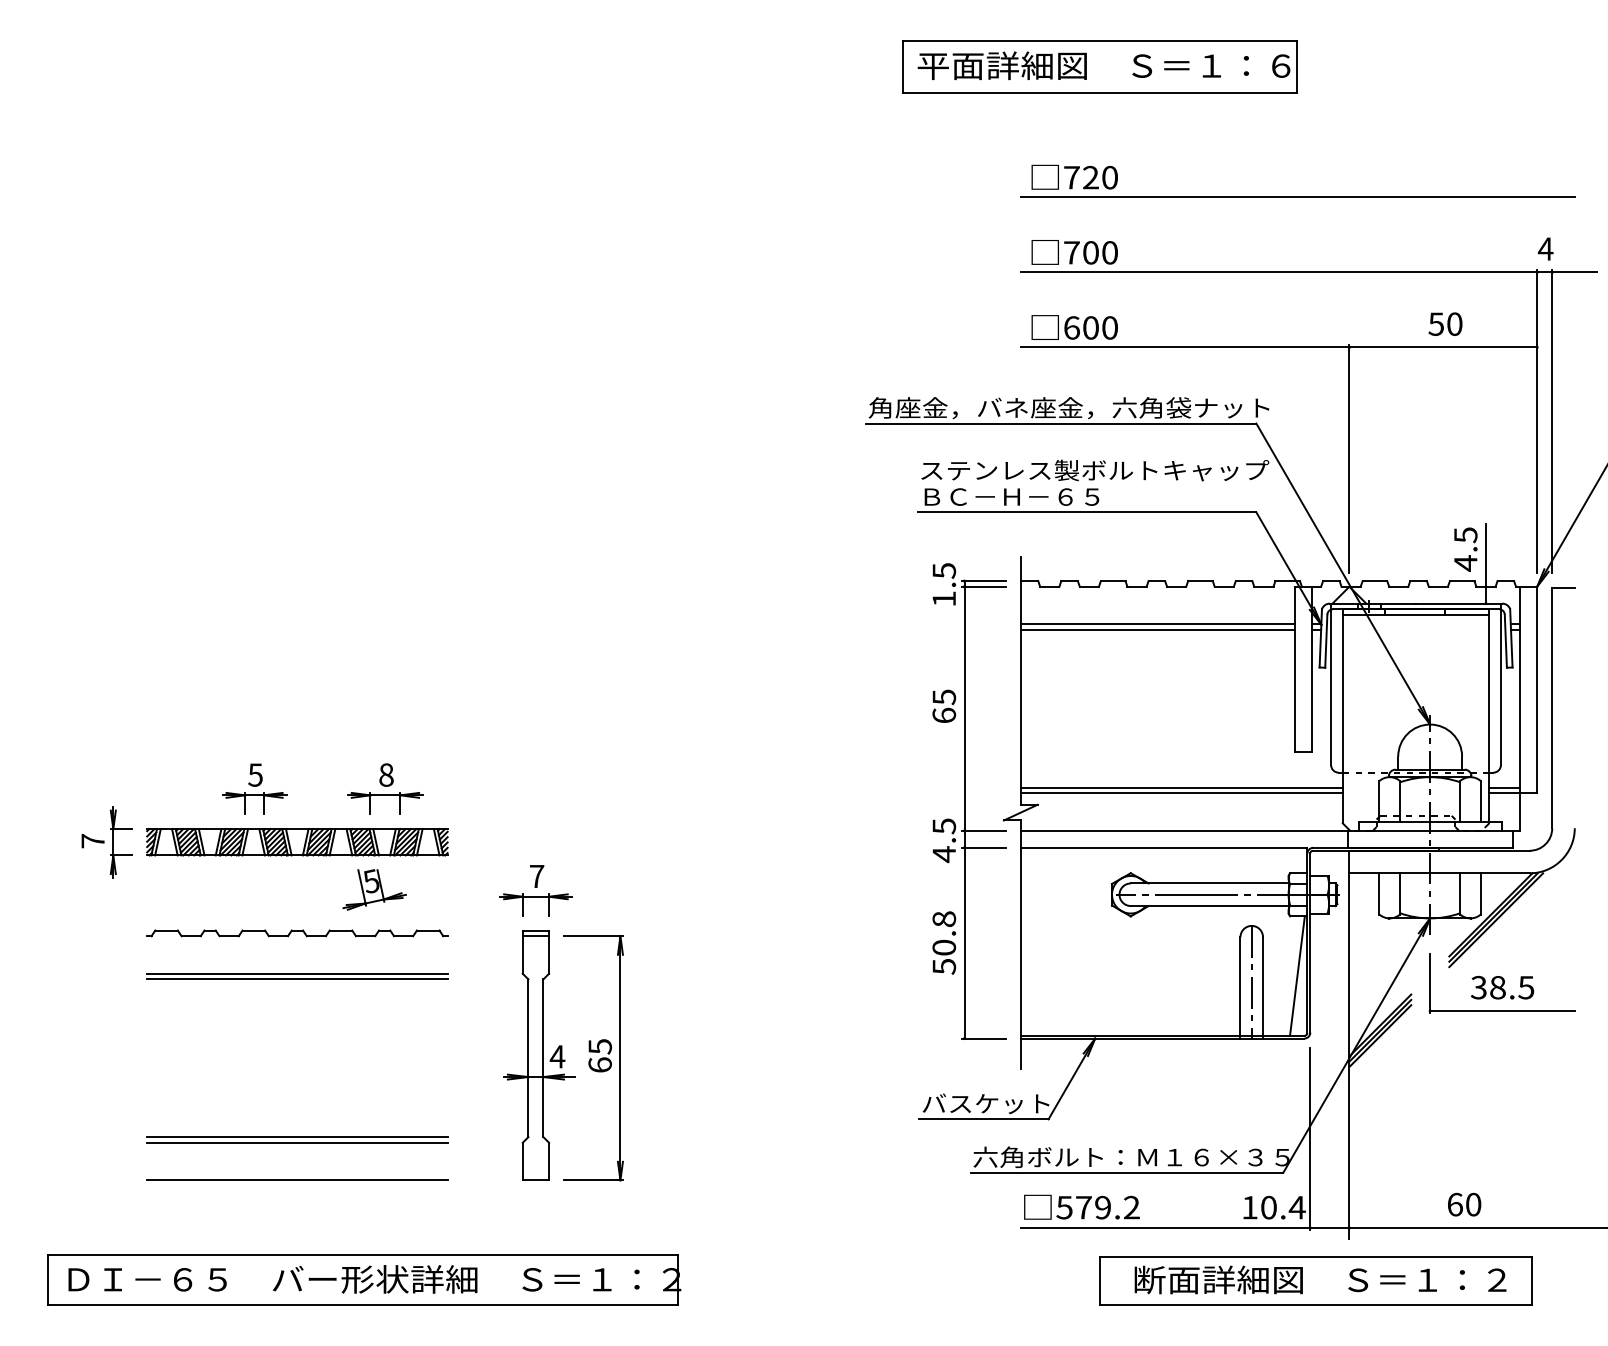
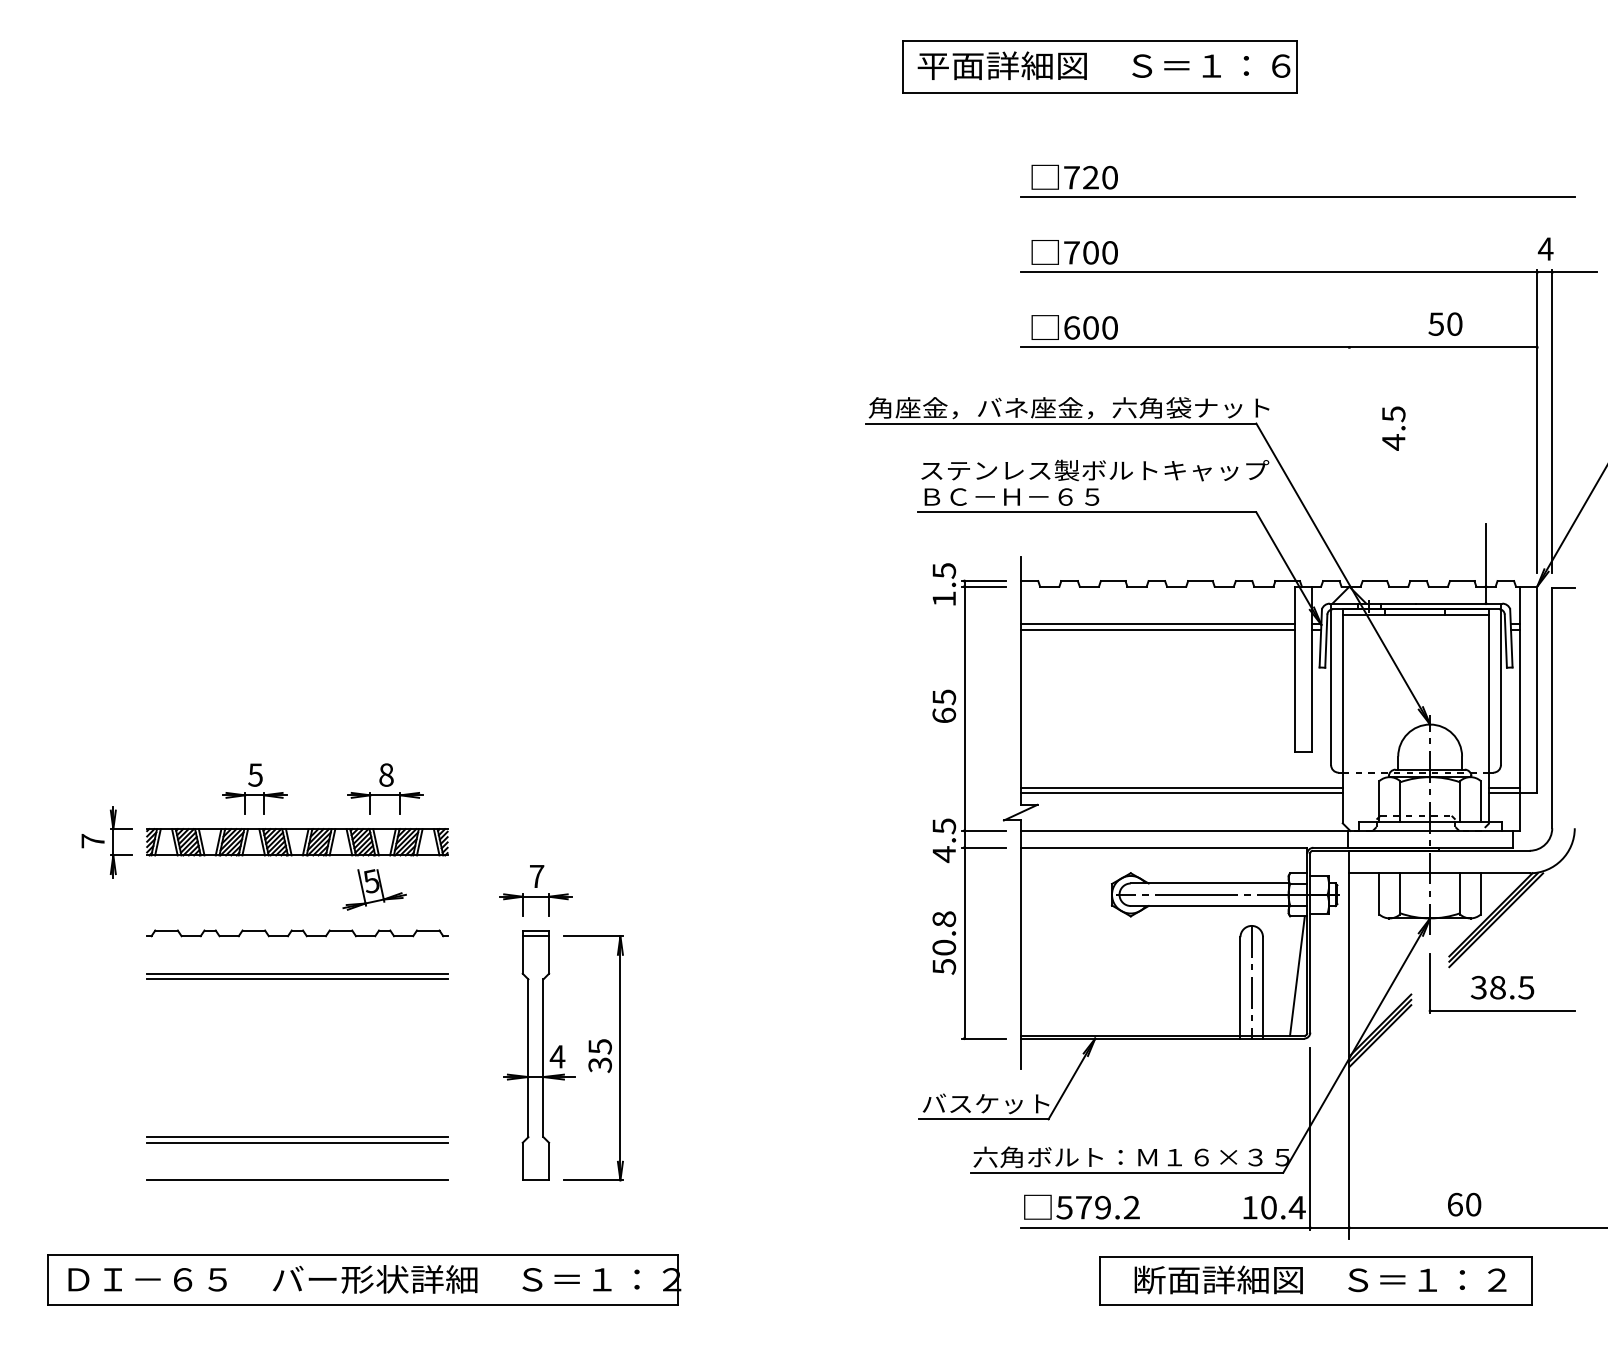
line: present -> none (1349, 458)
text position: (1465, 549) -> (1393, 428) (1393, 428)
text: 65 -> 35 (599, 1064)
